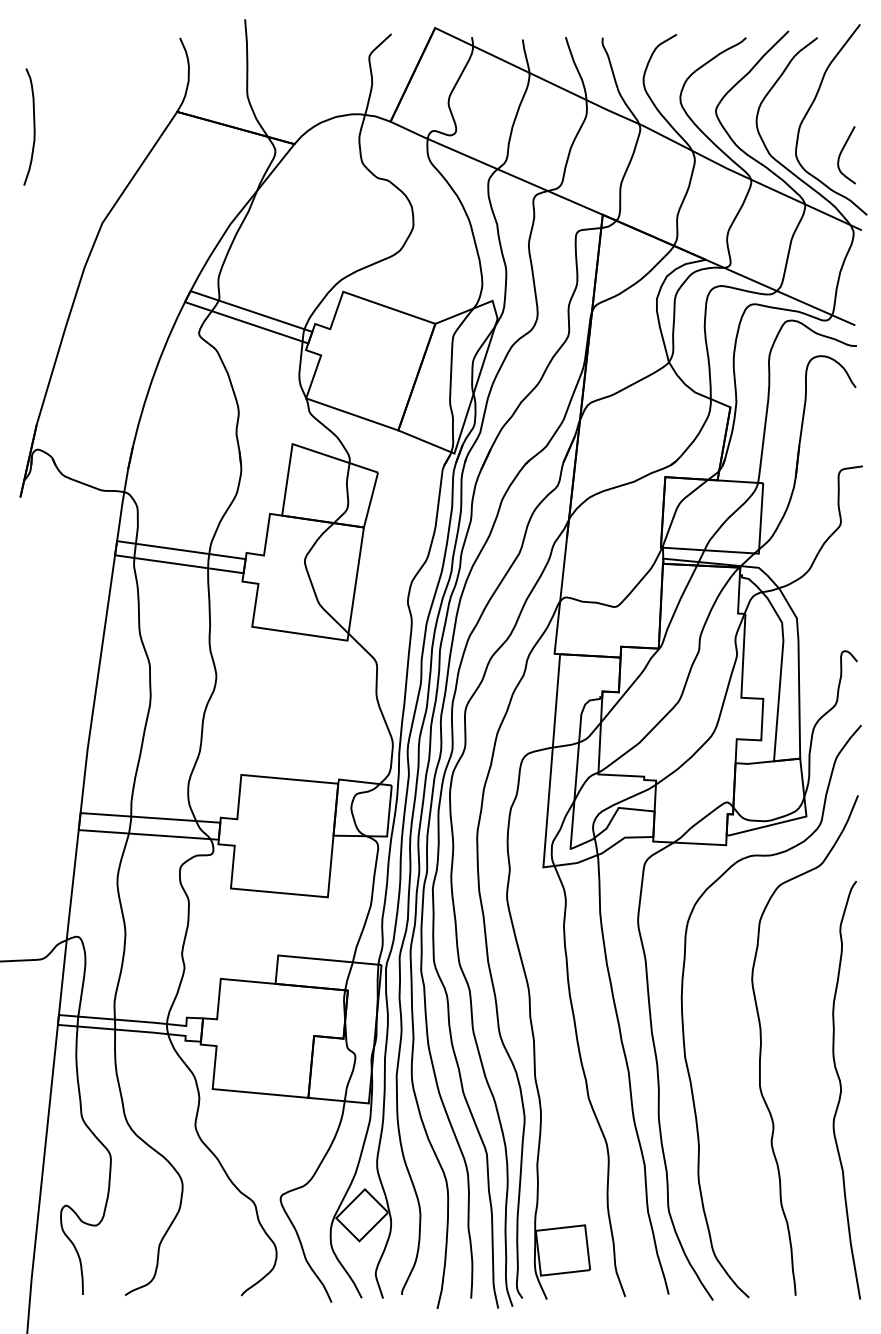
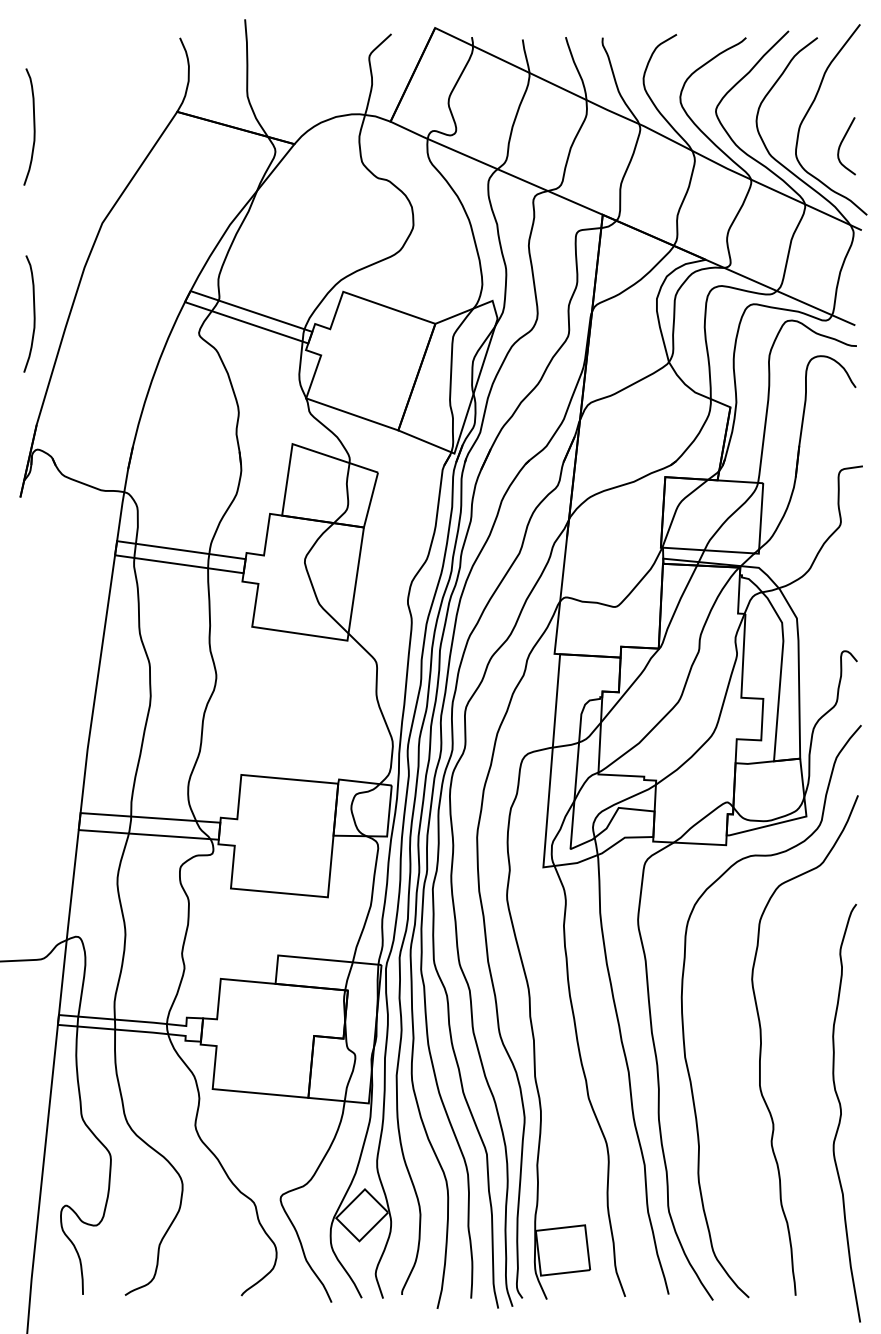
curve position: (841, 154) -> (841, 145) (841, 145)
curve: none -> present (33, 313)
curve position: (841, 1089) -> (841, 1112) (841, 1112)
